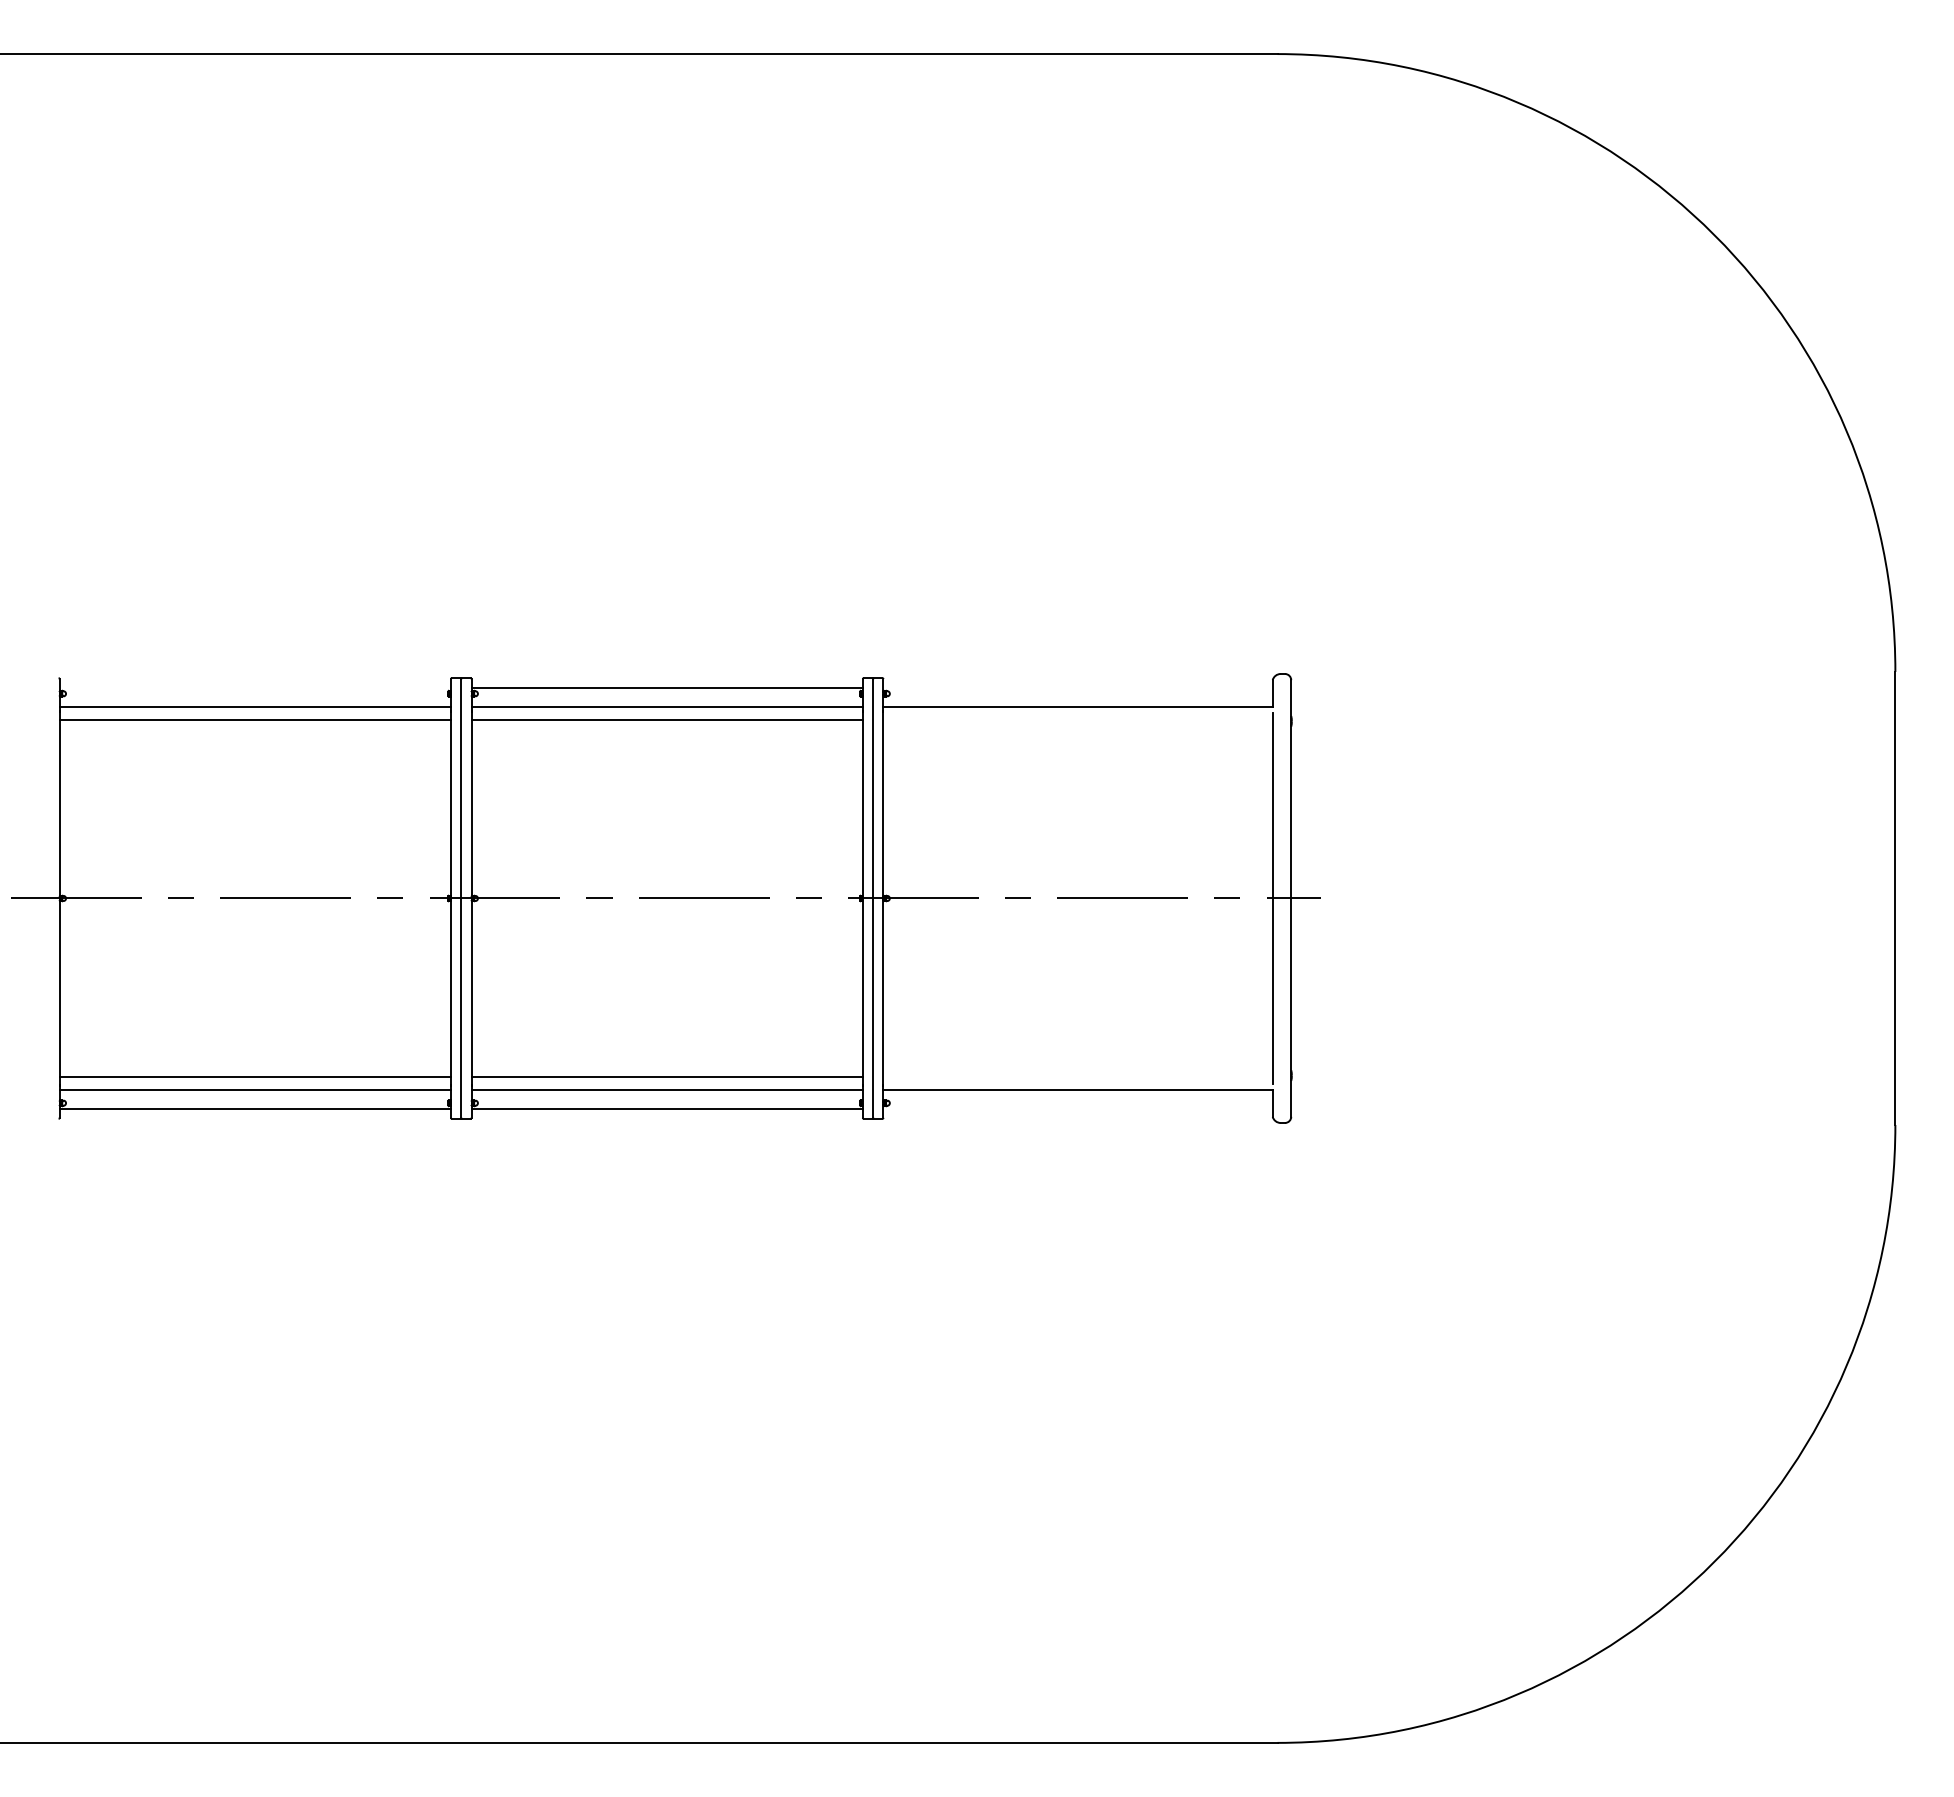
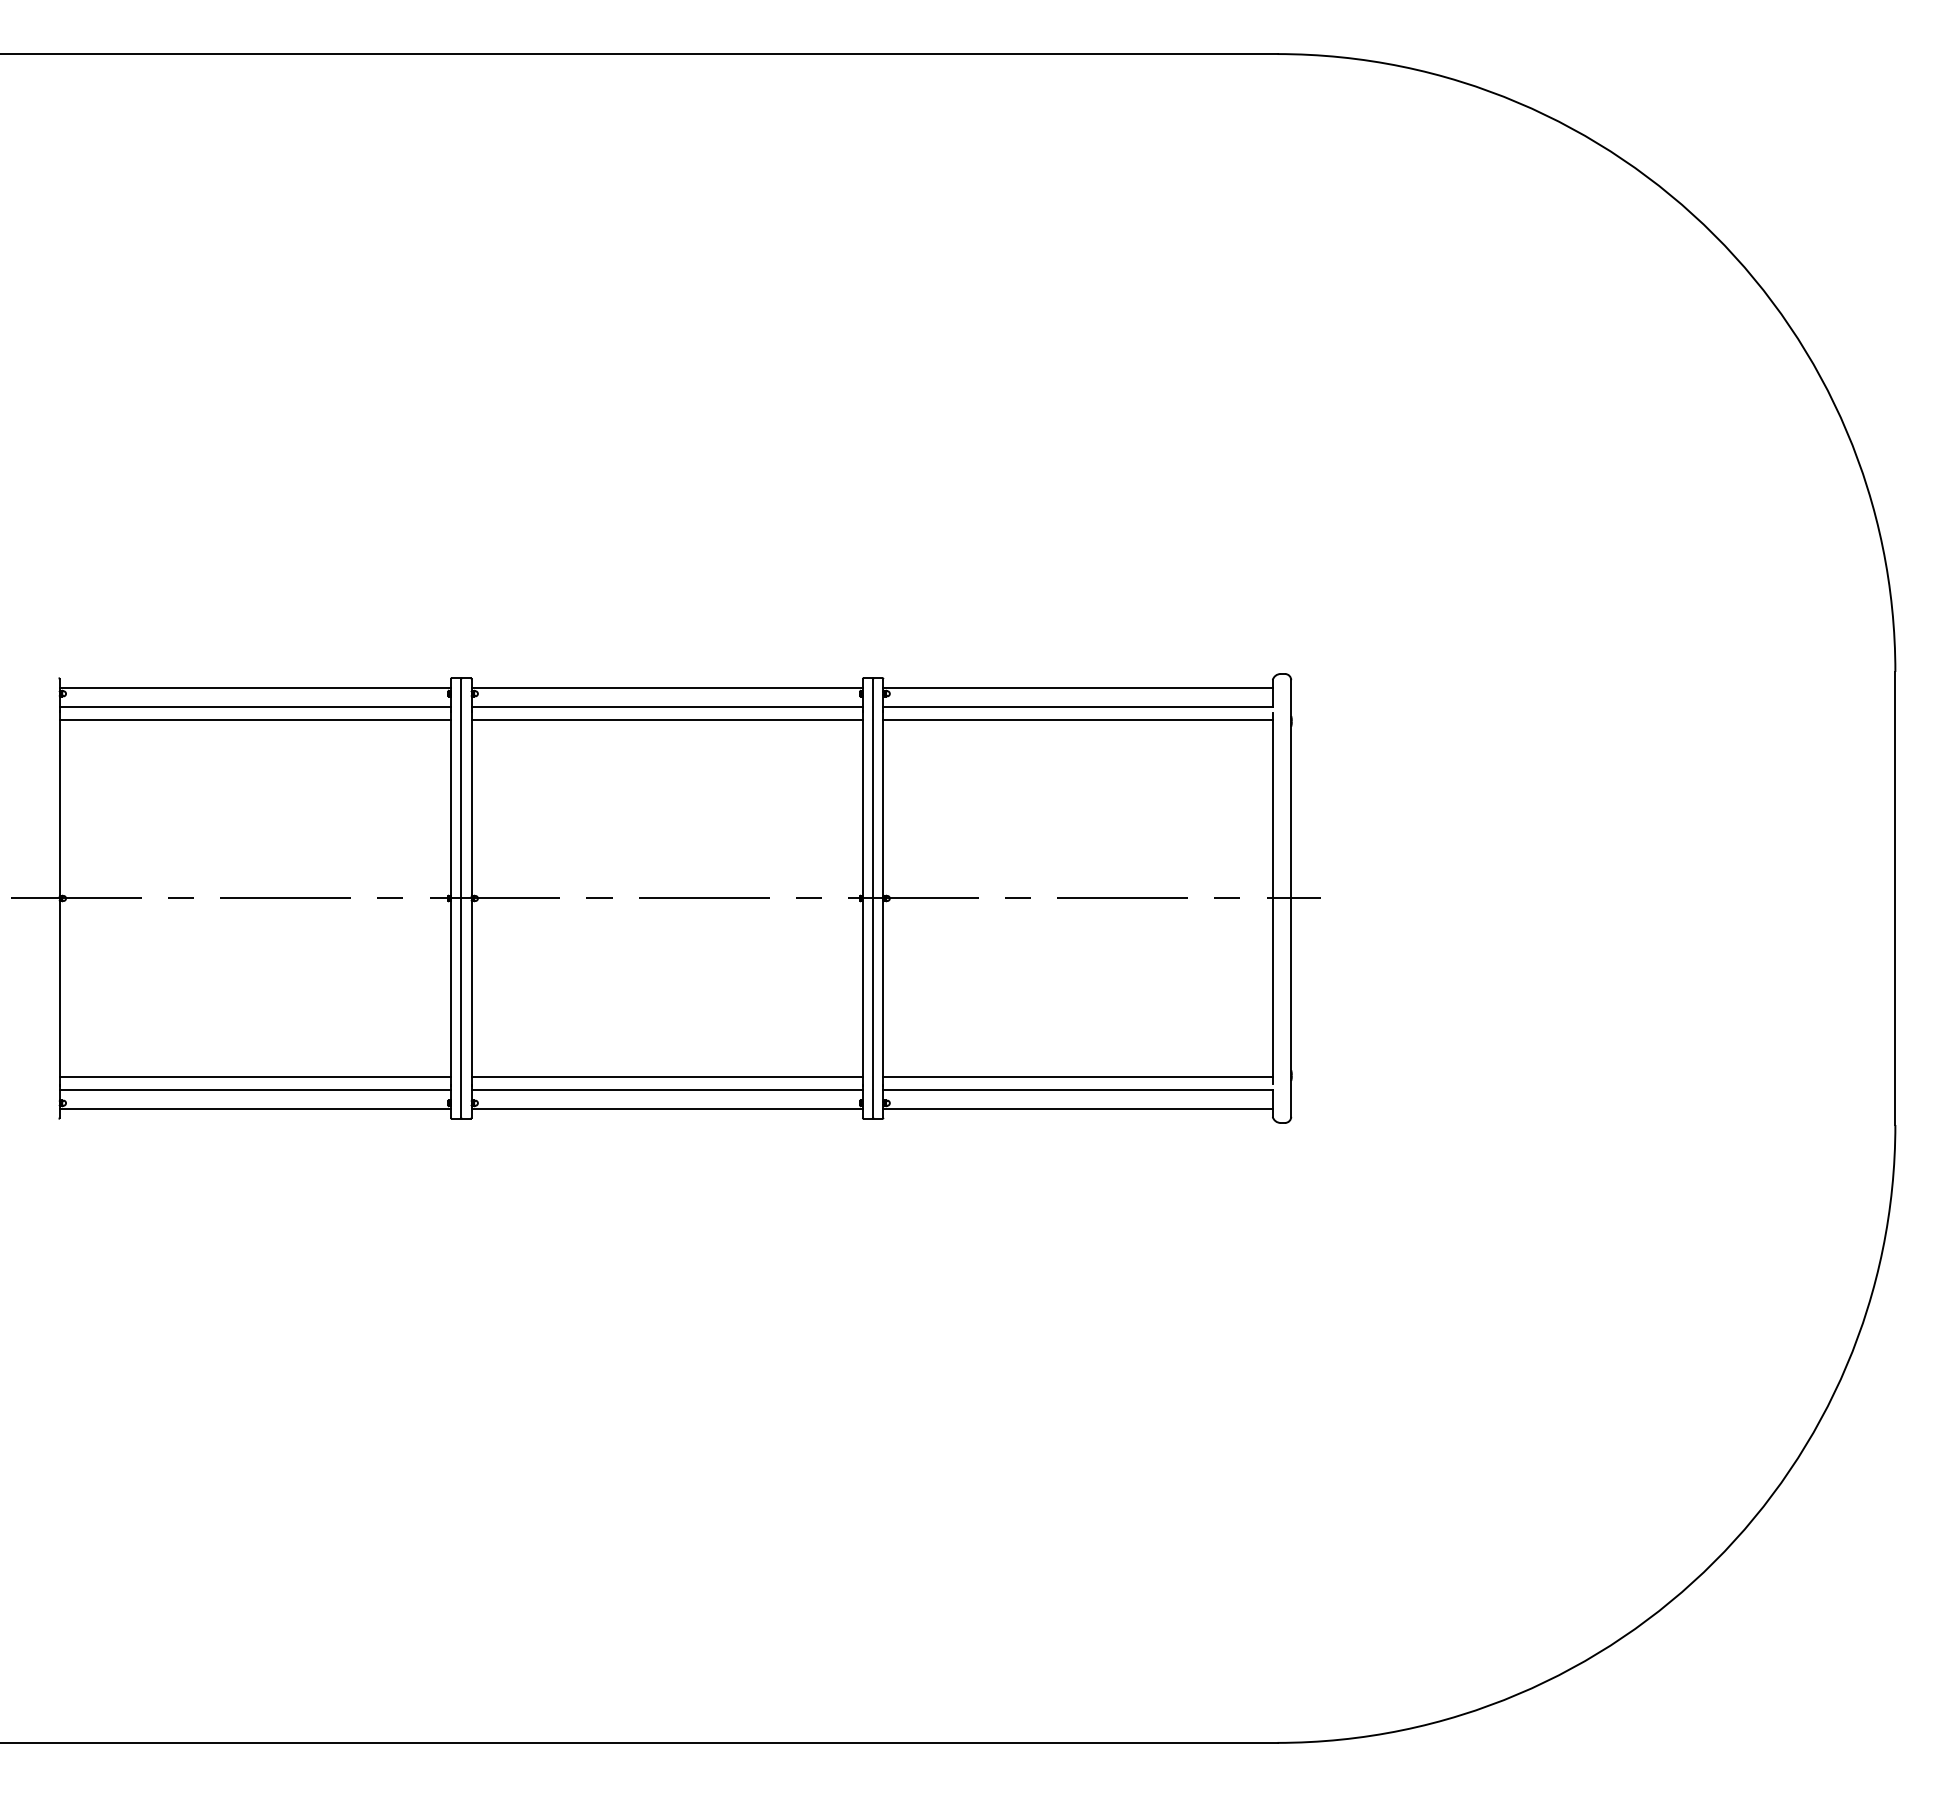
line: none -> present (254, 688)
line: none -> present (1077, 688)
line: none -> present (1077, 719)
line: none -> present (1077, 1077)
line: none -> present (1077, 1108)
